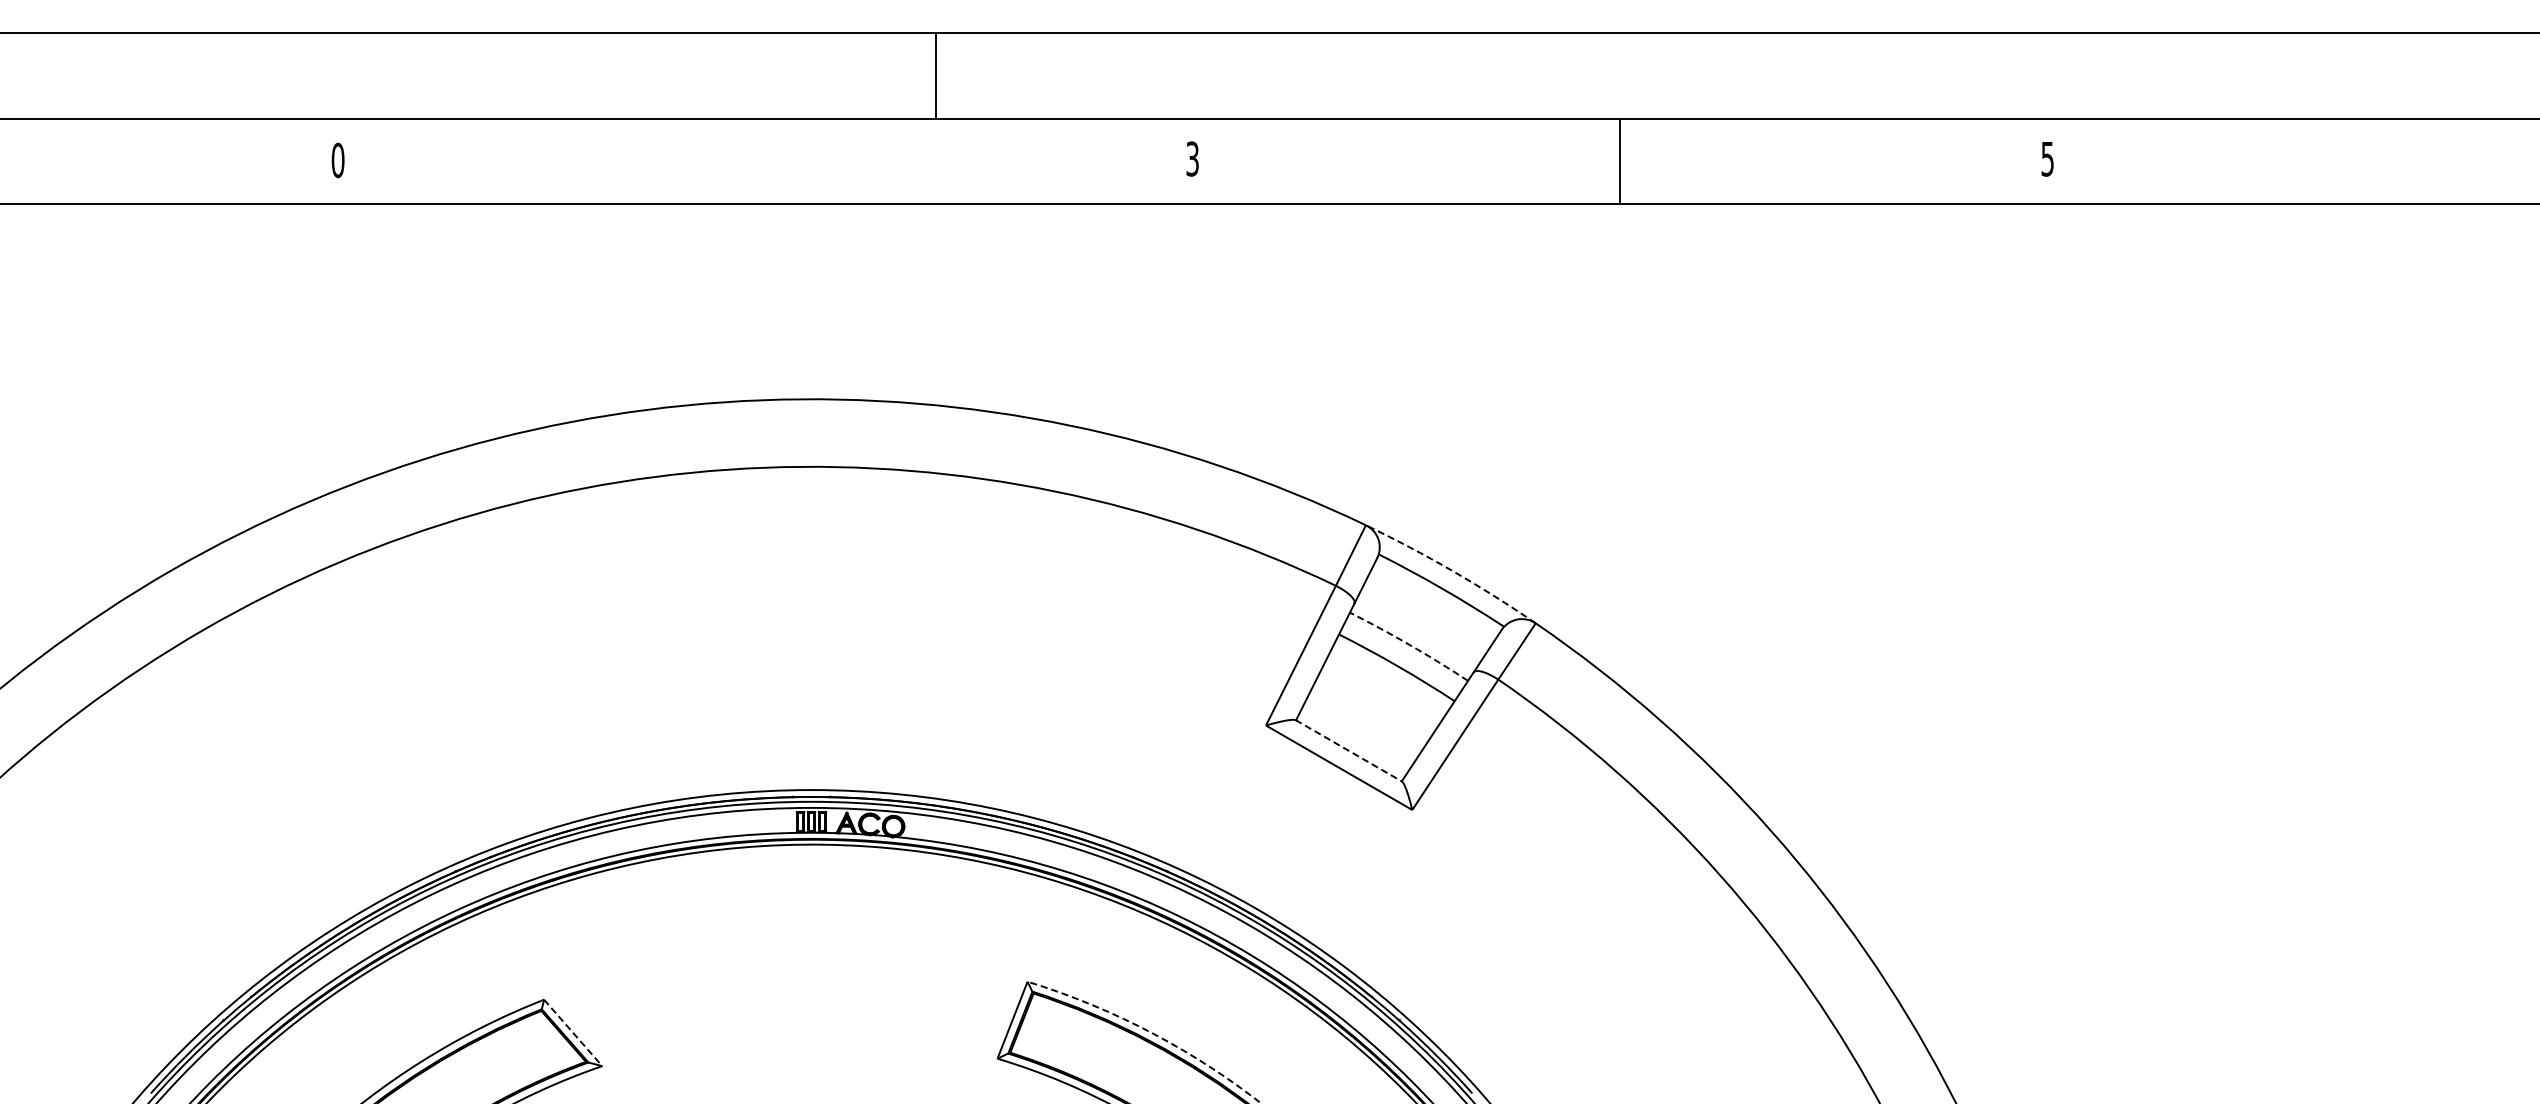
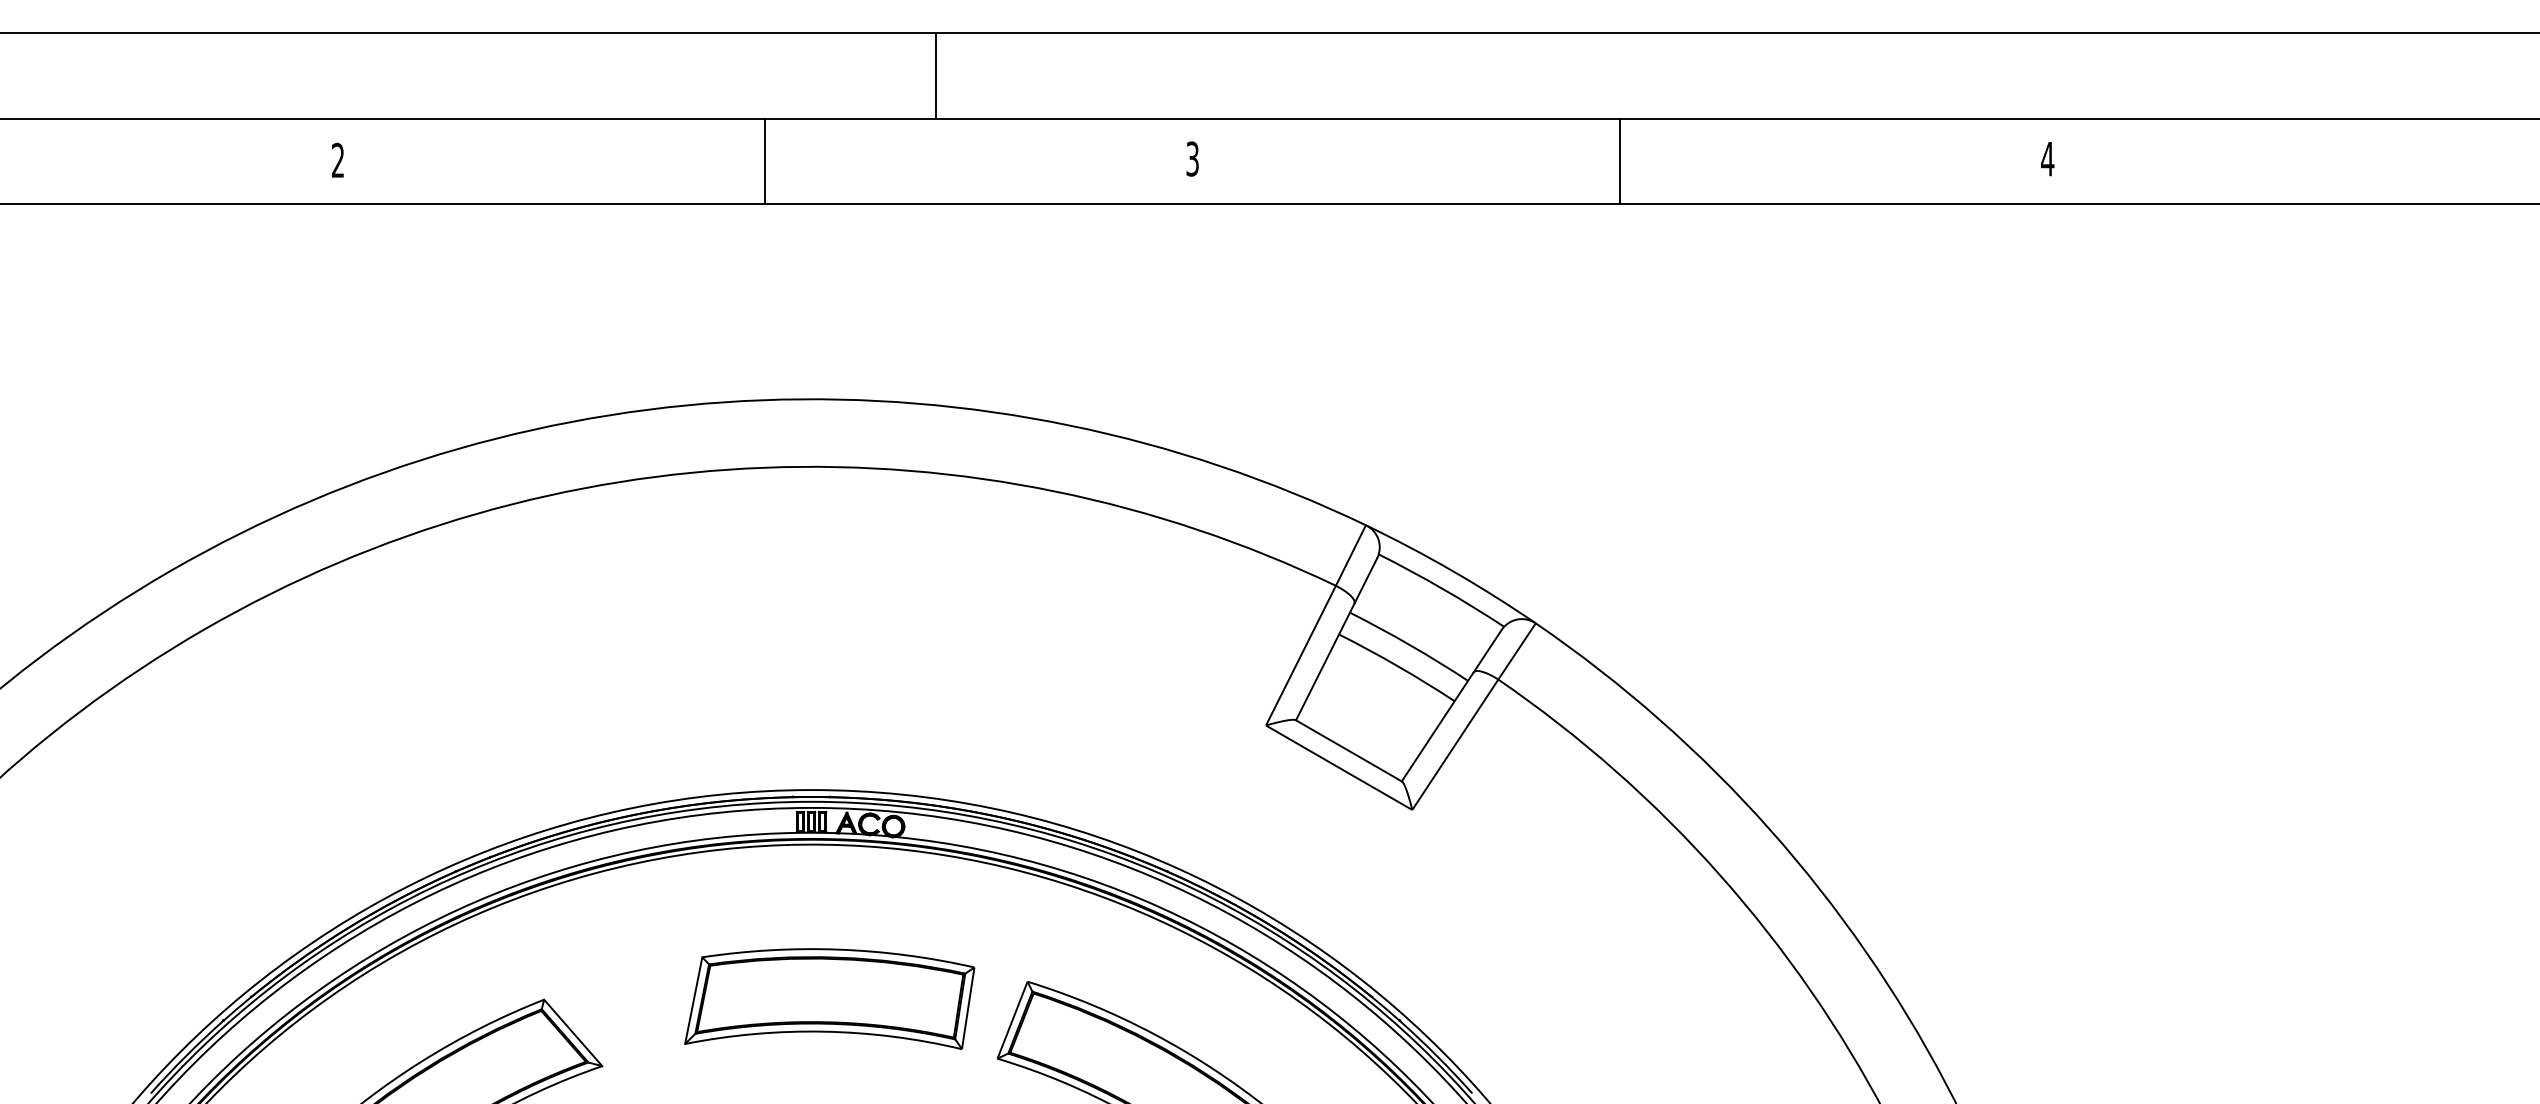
text: 5 -> 4 (2047, 159)
text: 0 -> 2 (337, 160)
line: none -> present (765, 161)
arc: dashed -> solid (1452, 571)
arc: dashed -> solid (1409, 645)
line: dashed -> solid (1348, 750)
part: none -> present (829, 998)
arc: dashed -> solid (1150, 1032)
line: dashed -> solid (573, 1033)
